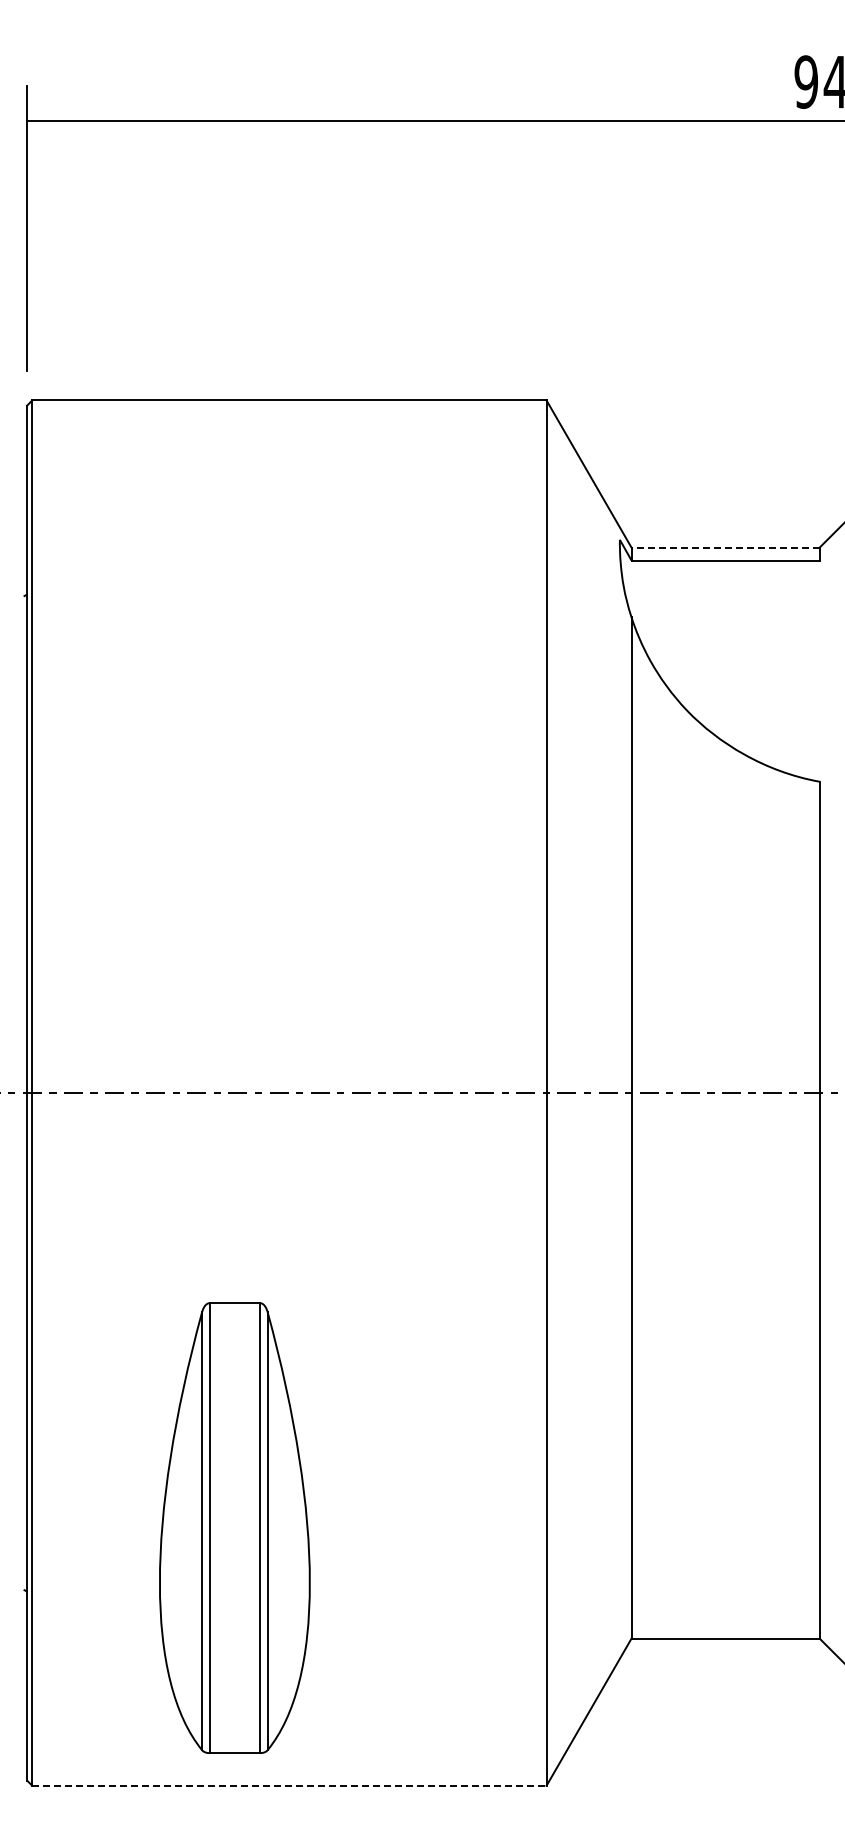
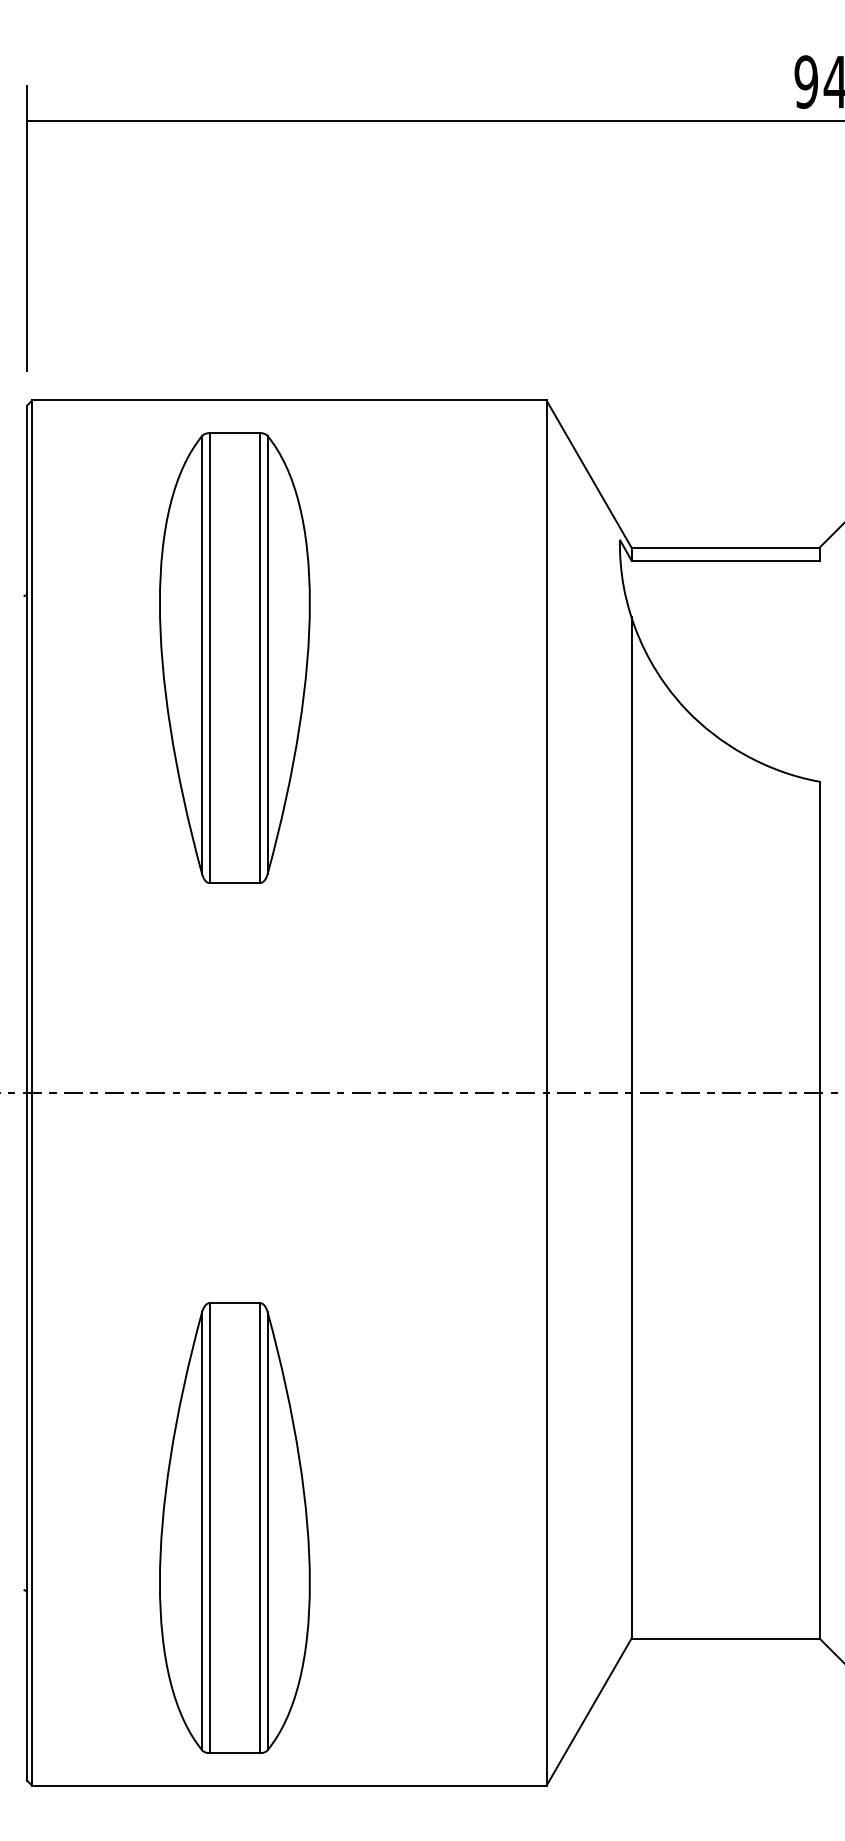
line: dashed -> solid (725, 547)
part: none -> present (234, 657)
line: dashed -> solid (289, 1785)
